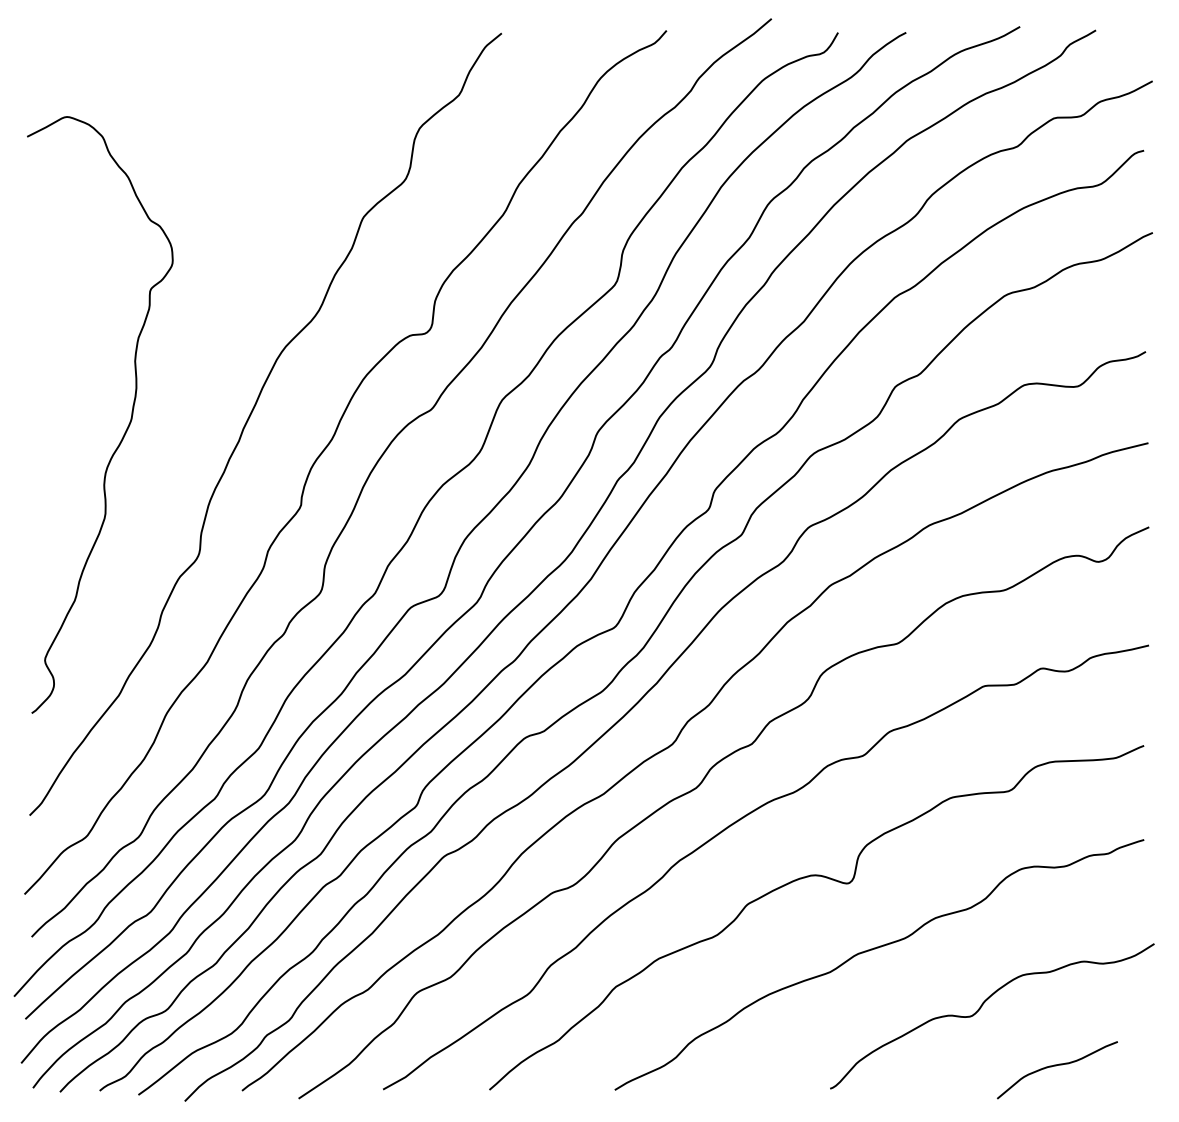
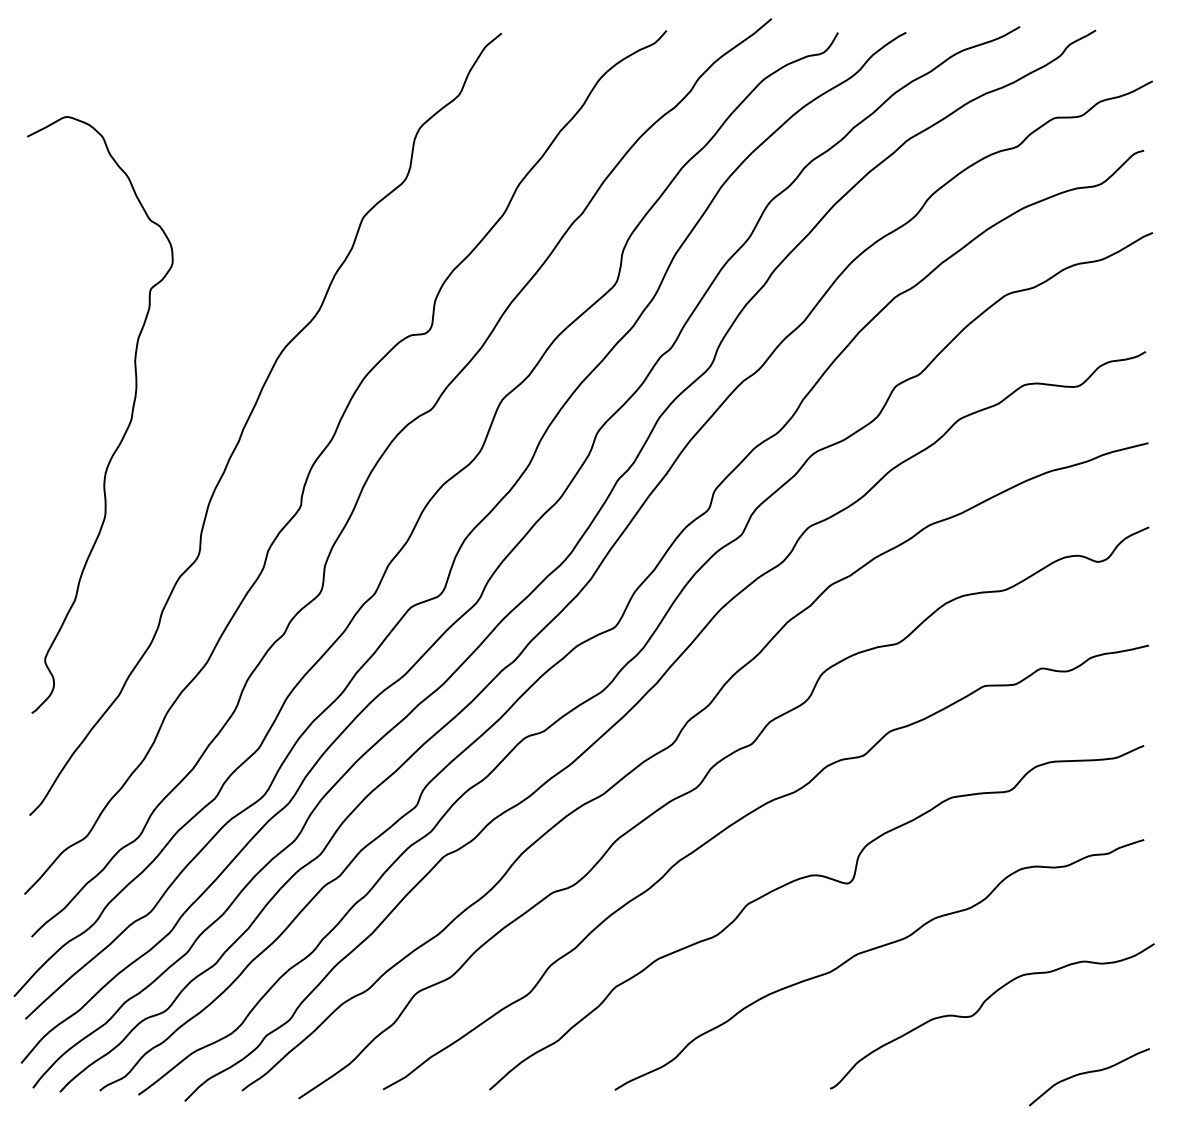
curve position: (1056, 1066) -> (1088, 1073) (1088, 1073)
